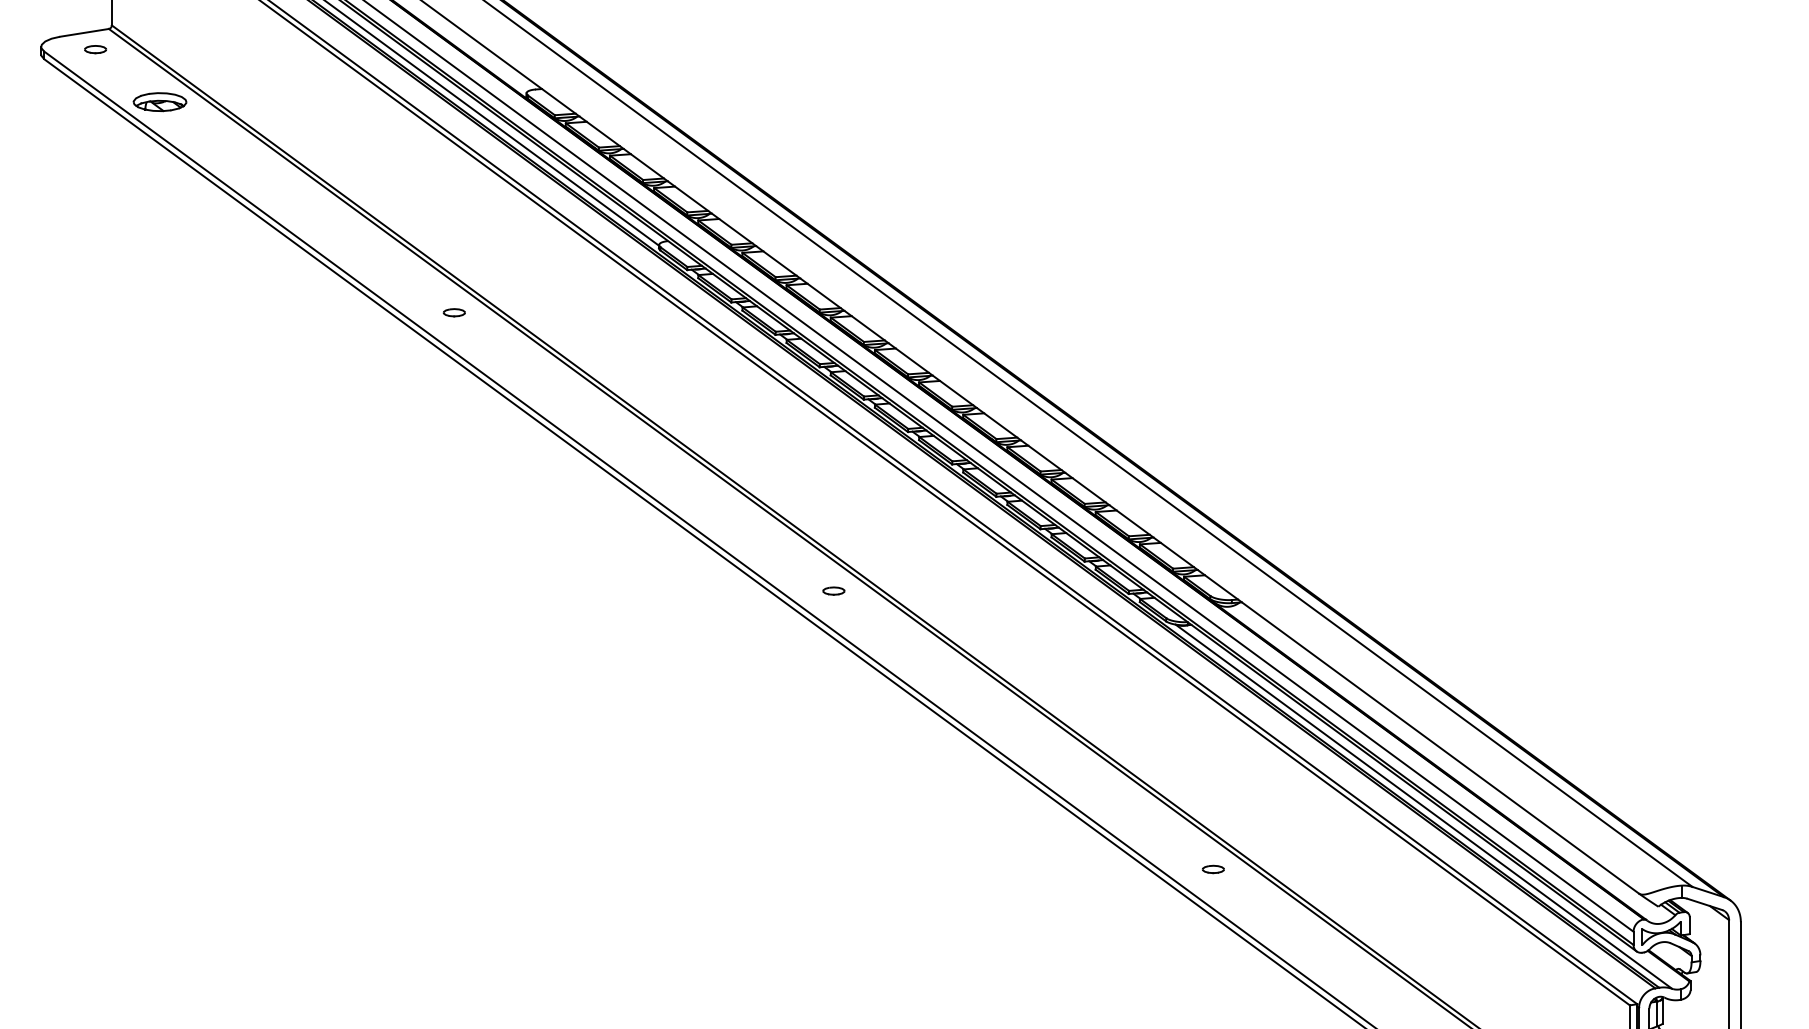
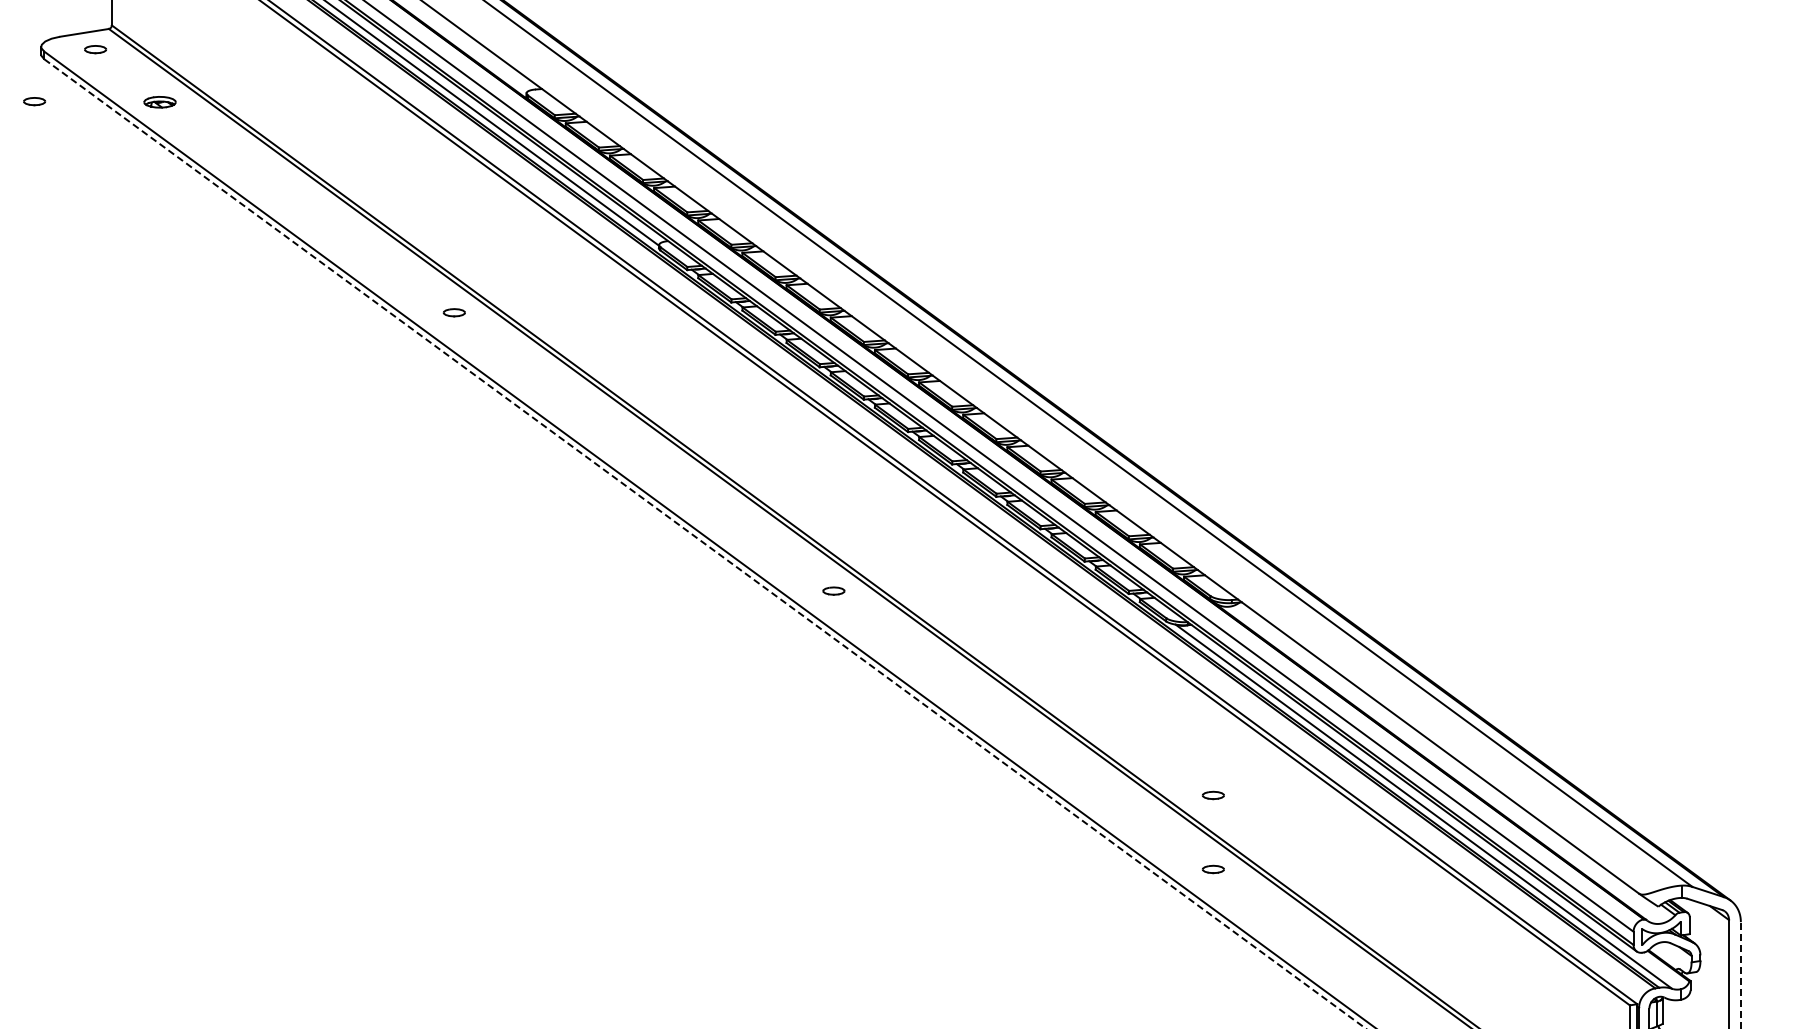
part: none -> present (34, 101)
part size: 56x21 px -> 34x13 px (159, 102)
line: solid -> dashed (705, 544)
part: none -> present (1212, 795)
line: solid -> dashed (1740, 974)
